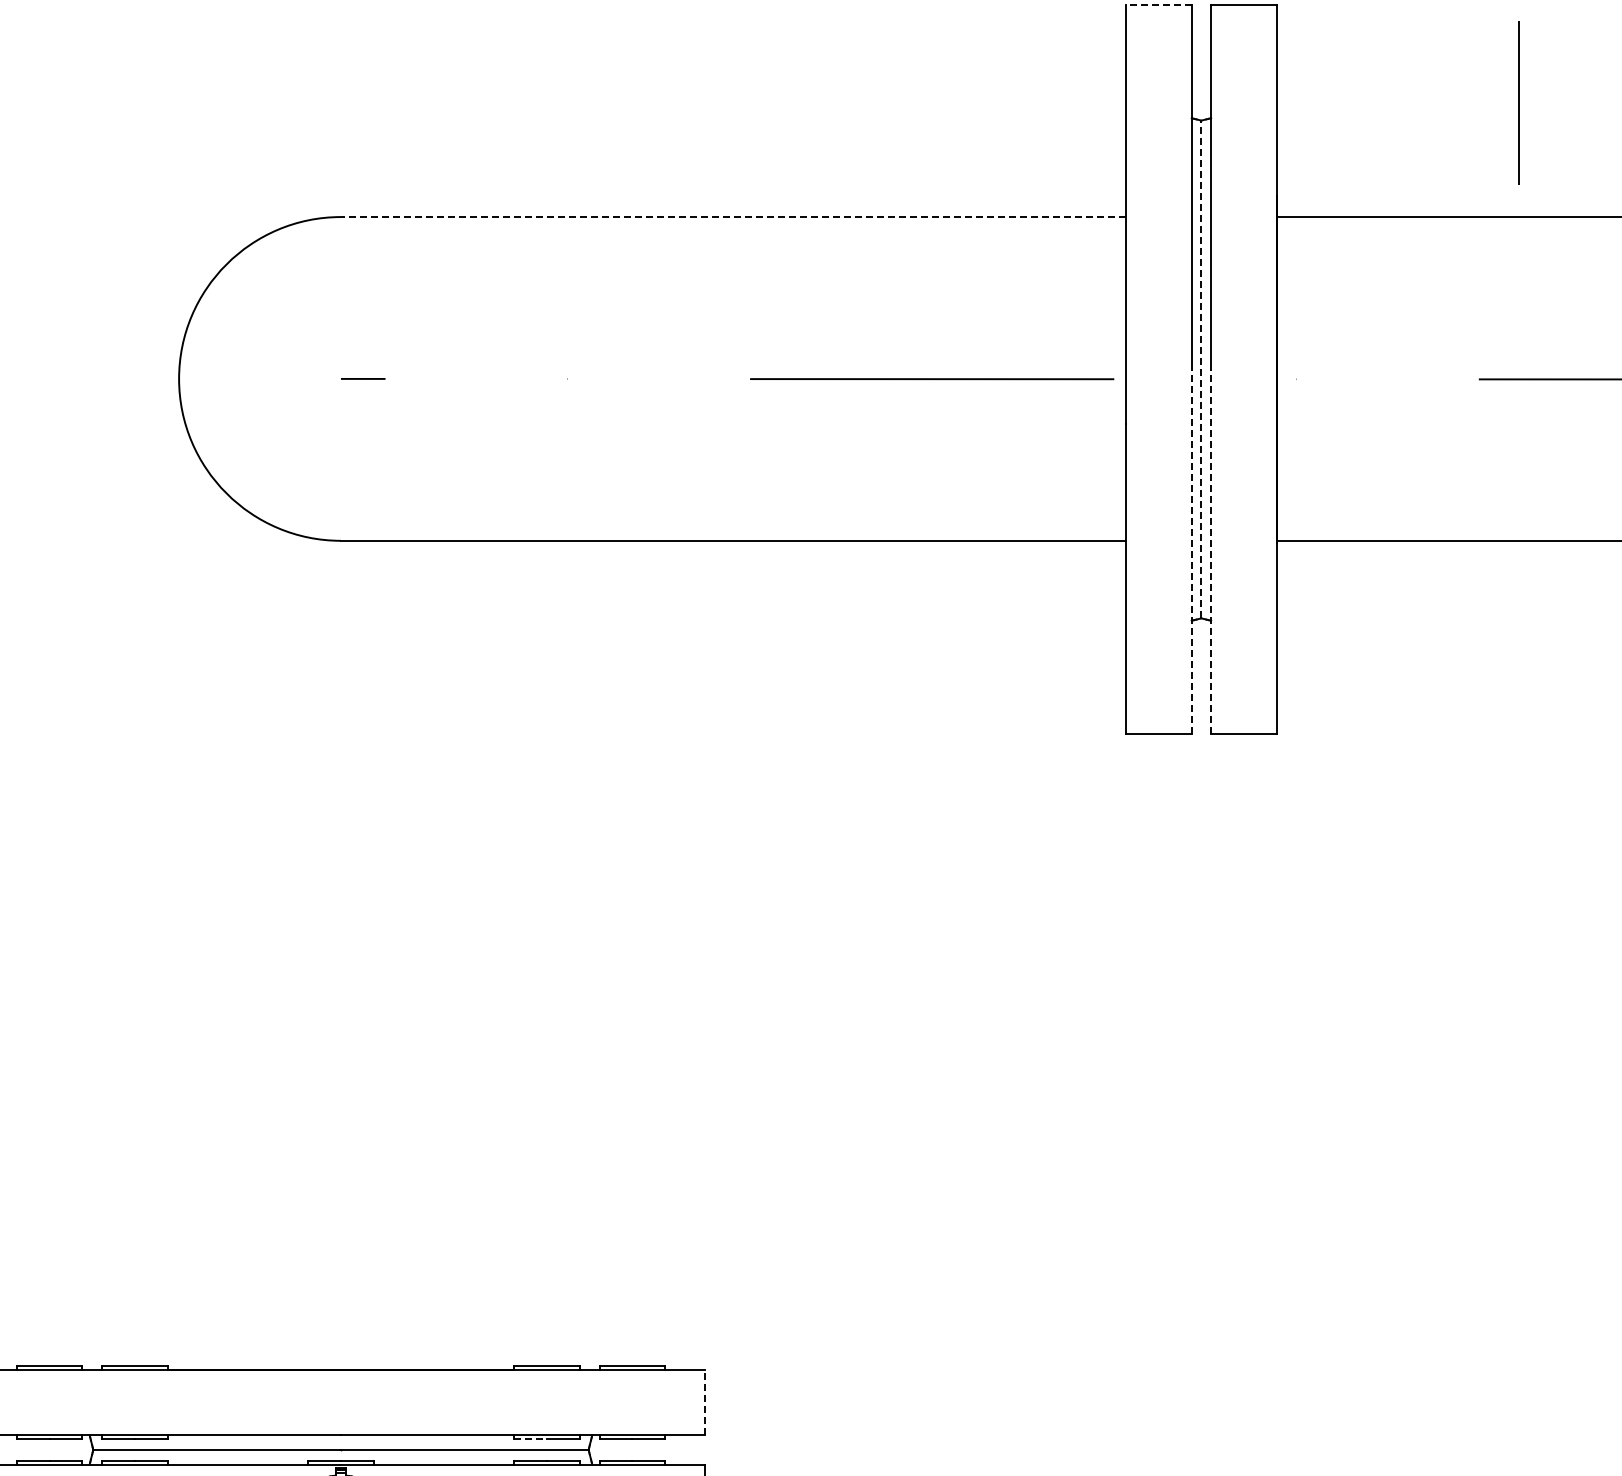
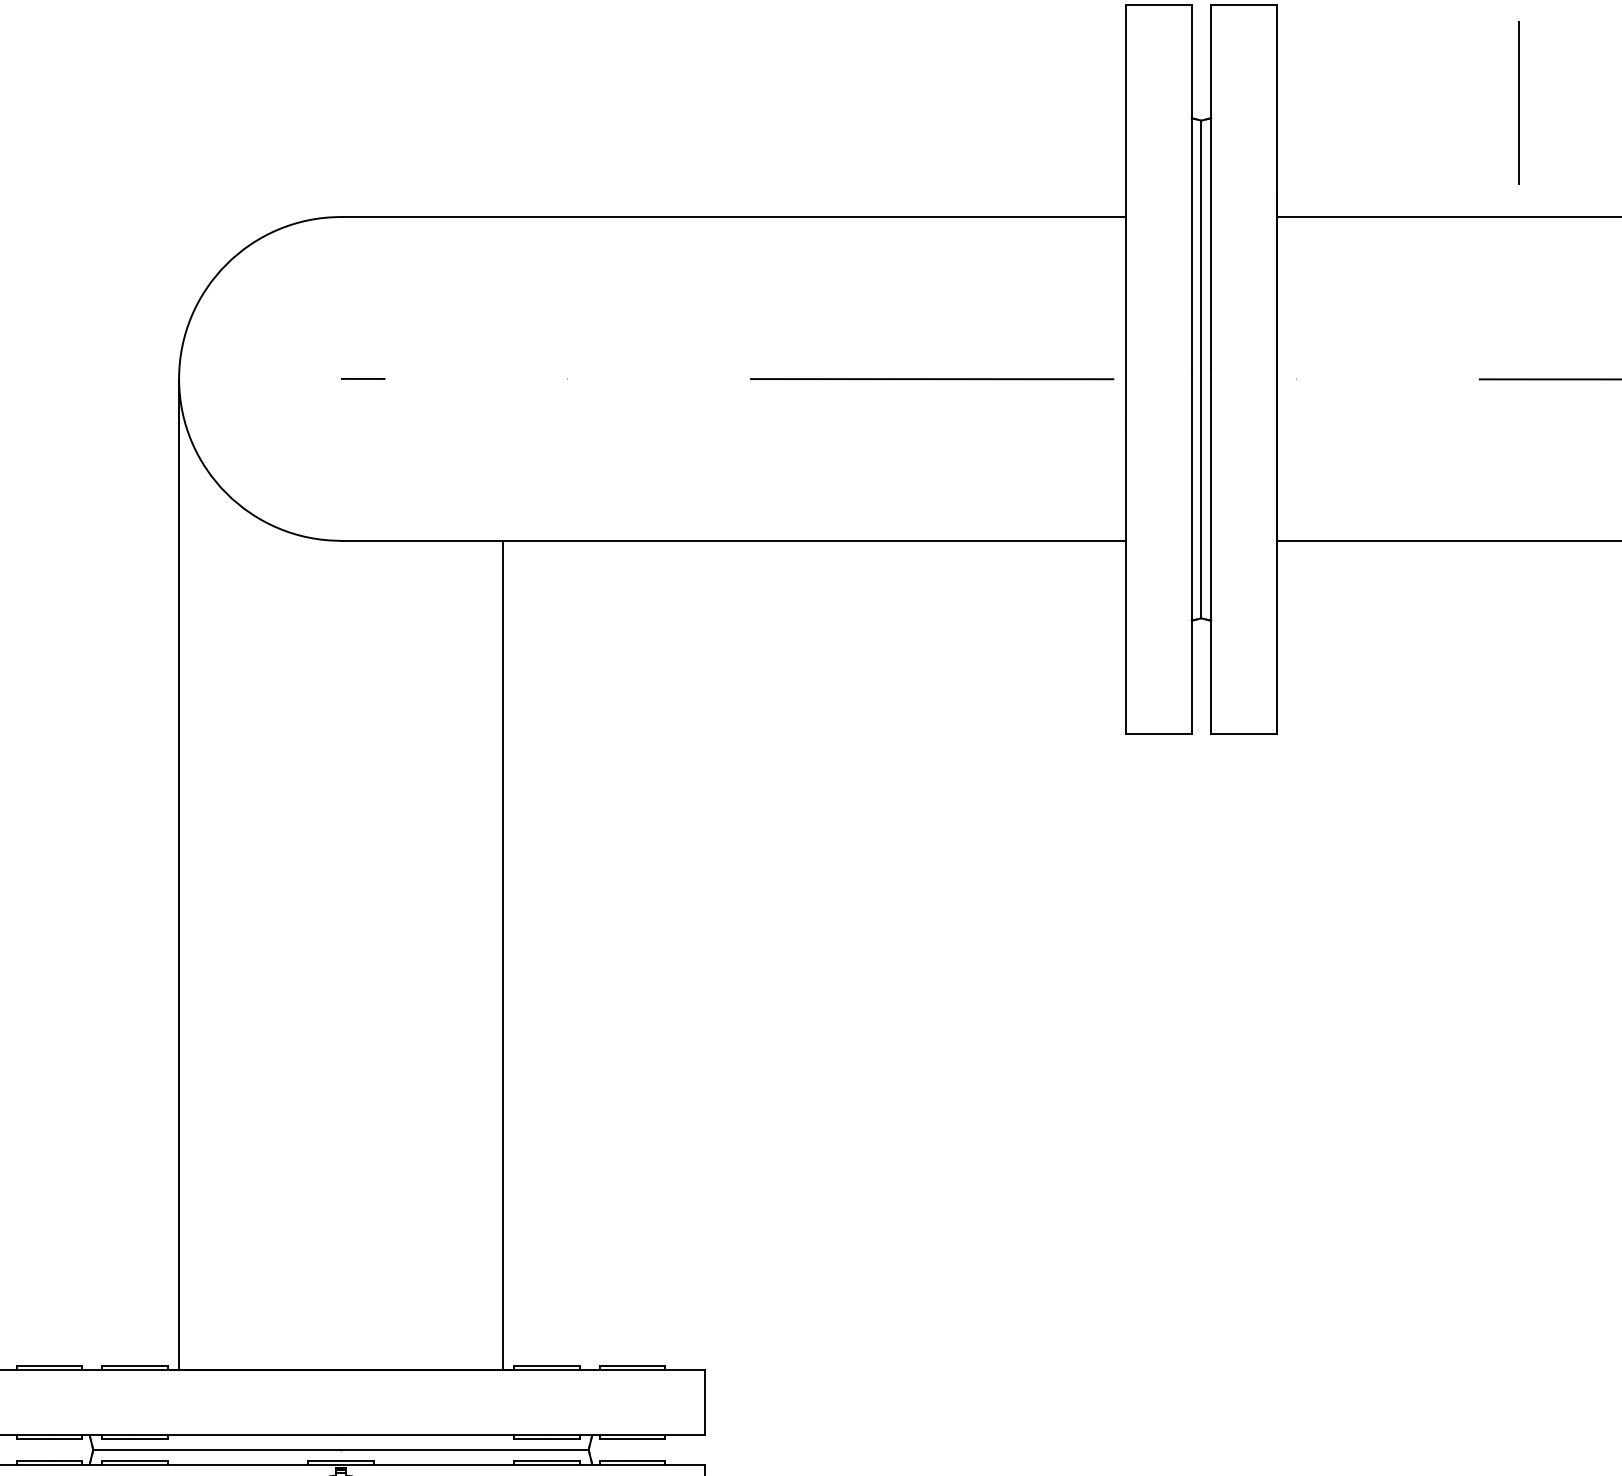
line: dashed -> solid (1158, 5)
line: dashed -> solid (733, 217)
line: dashed -> solid (1201, 369)
line: dashed -> solid (1191, 551)
line: dashed -> solid (1211, 551)
line: none -> present (179, 873)
line: none -> present (502, 954)
line: dashed -> solid (705, 1402)
line: dashed -> solid (531, 1439)
